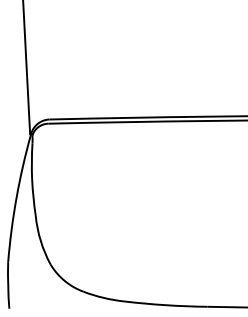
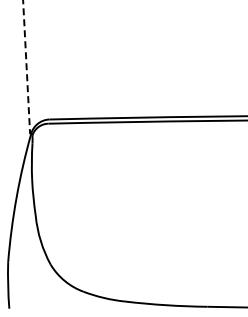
line: solid -> dashed (26, 67)
